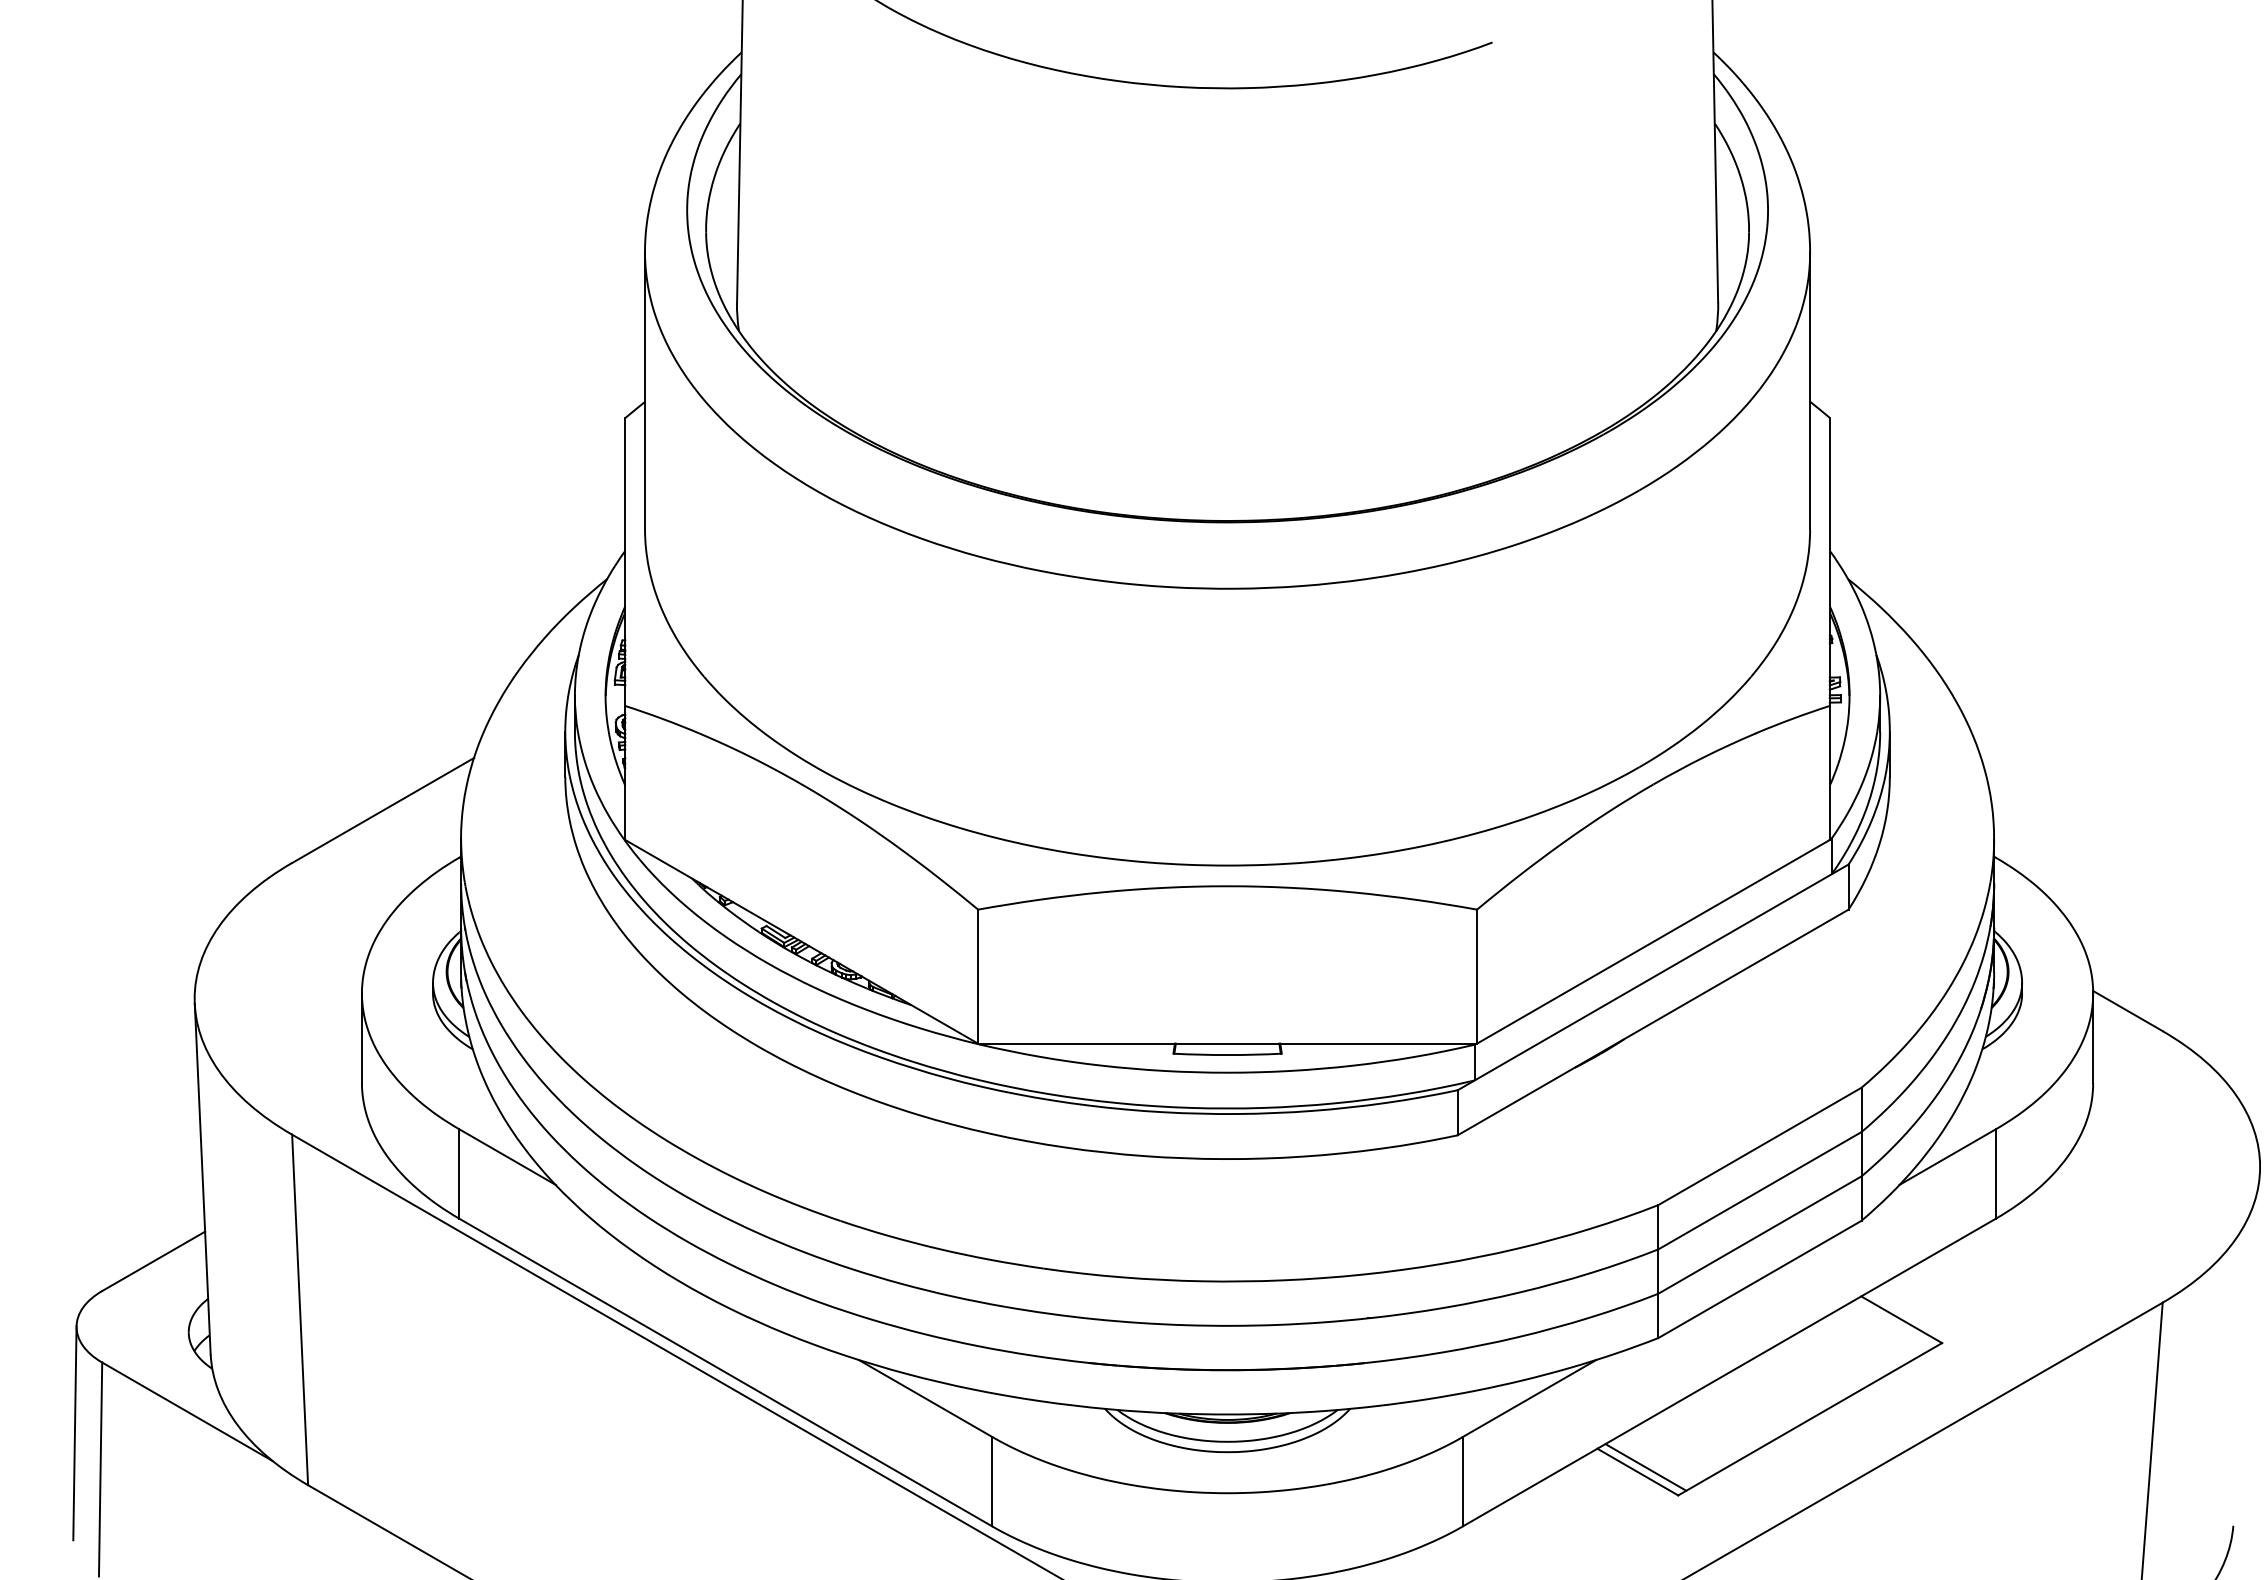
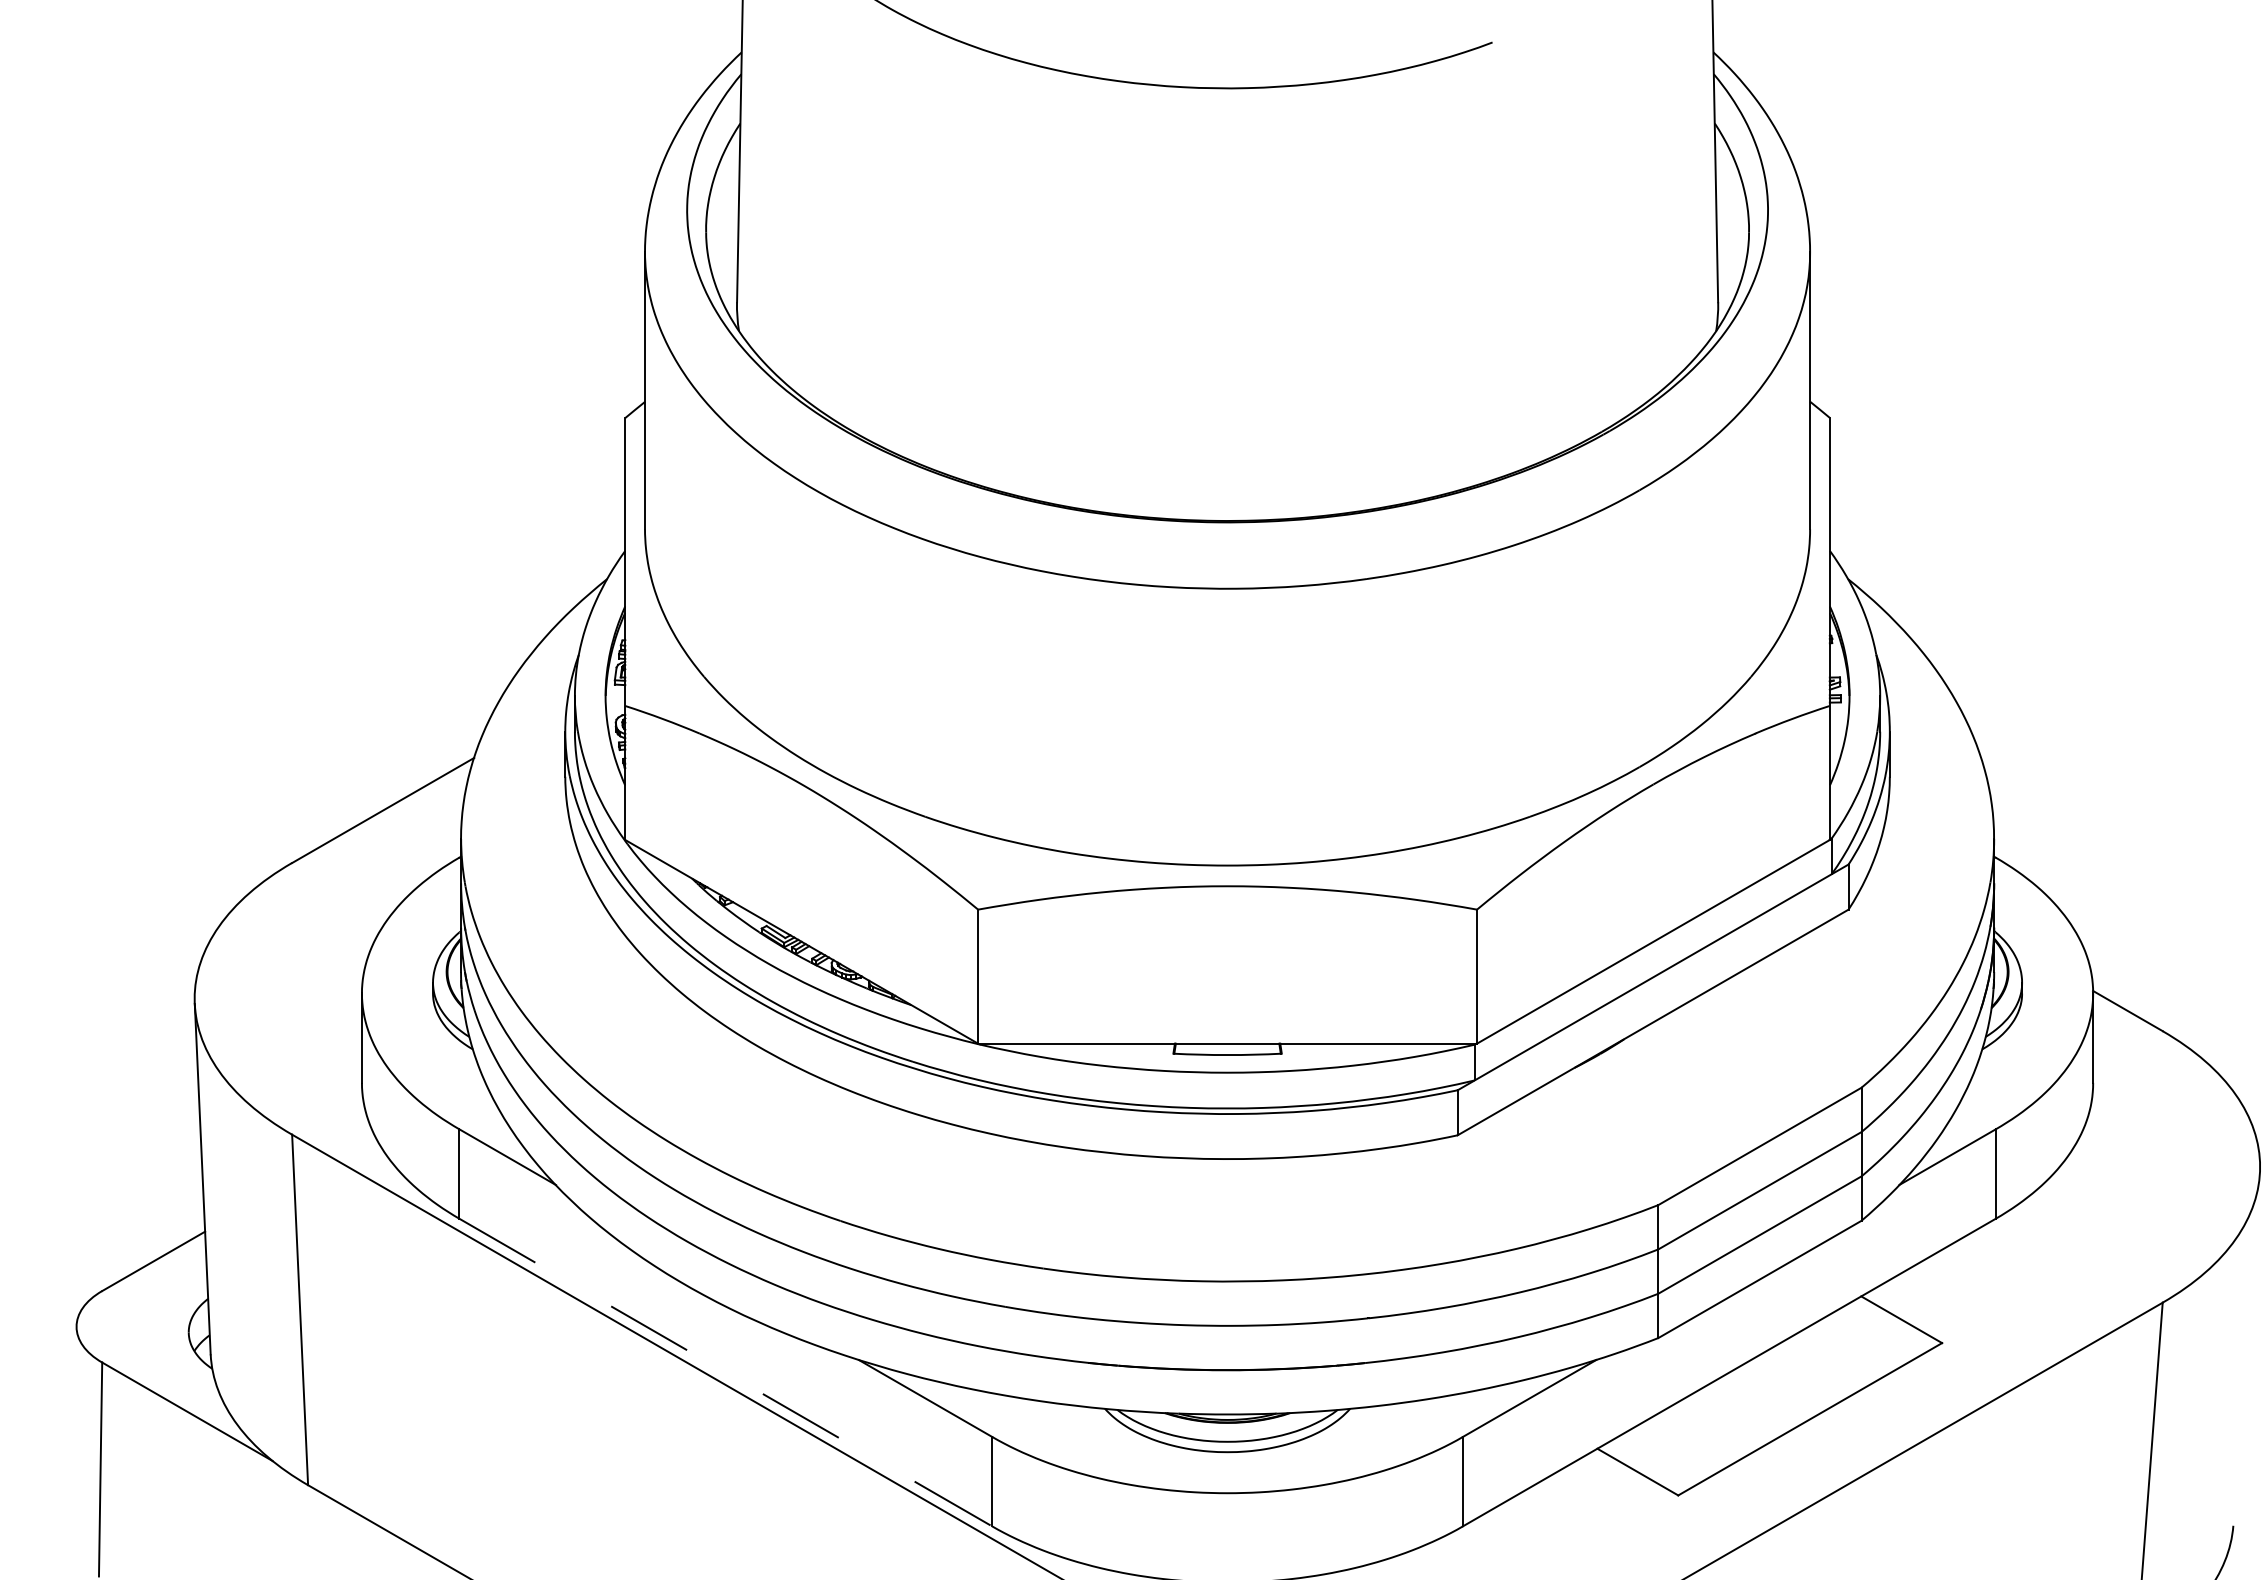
line: solid -> dashed (725, 1372)
line: present -> none (74, 1433)
line: present -> none (1645, 1467)
